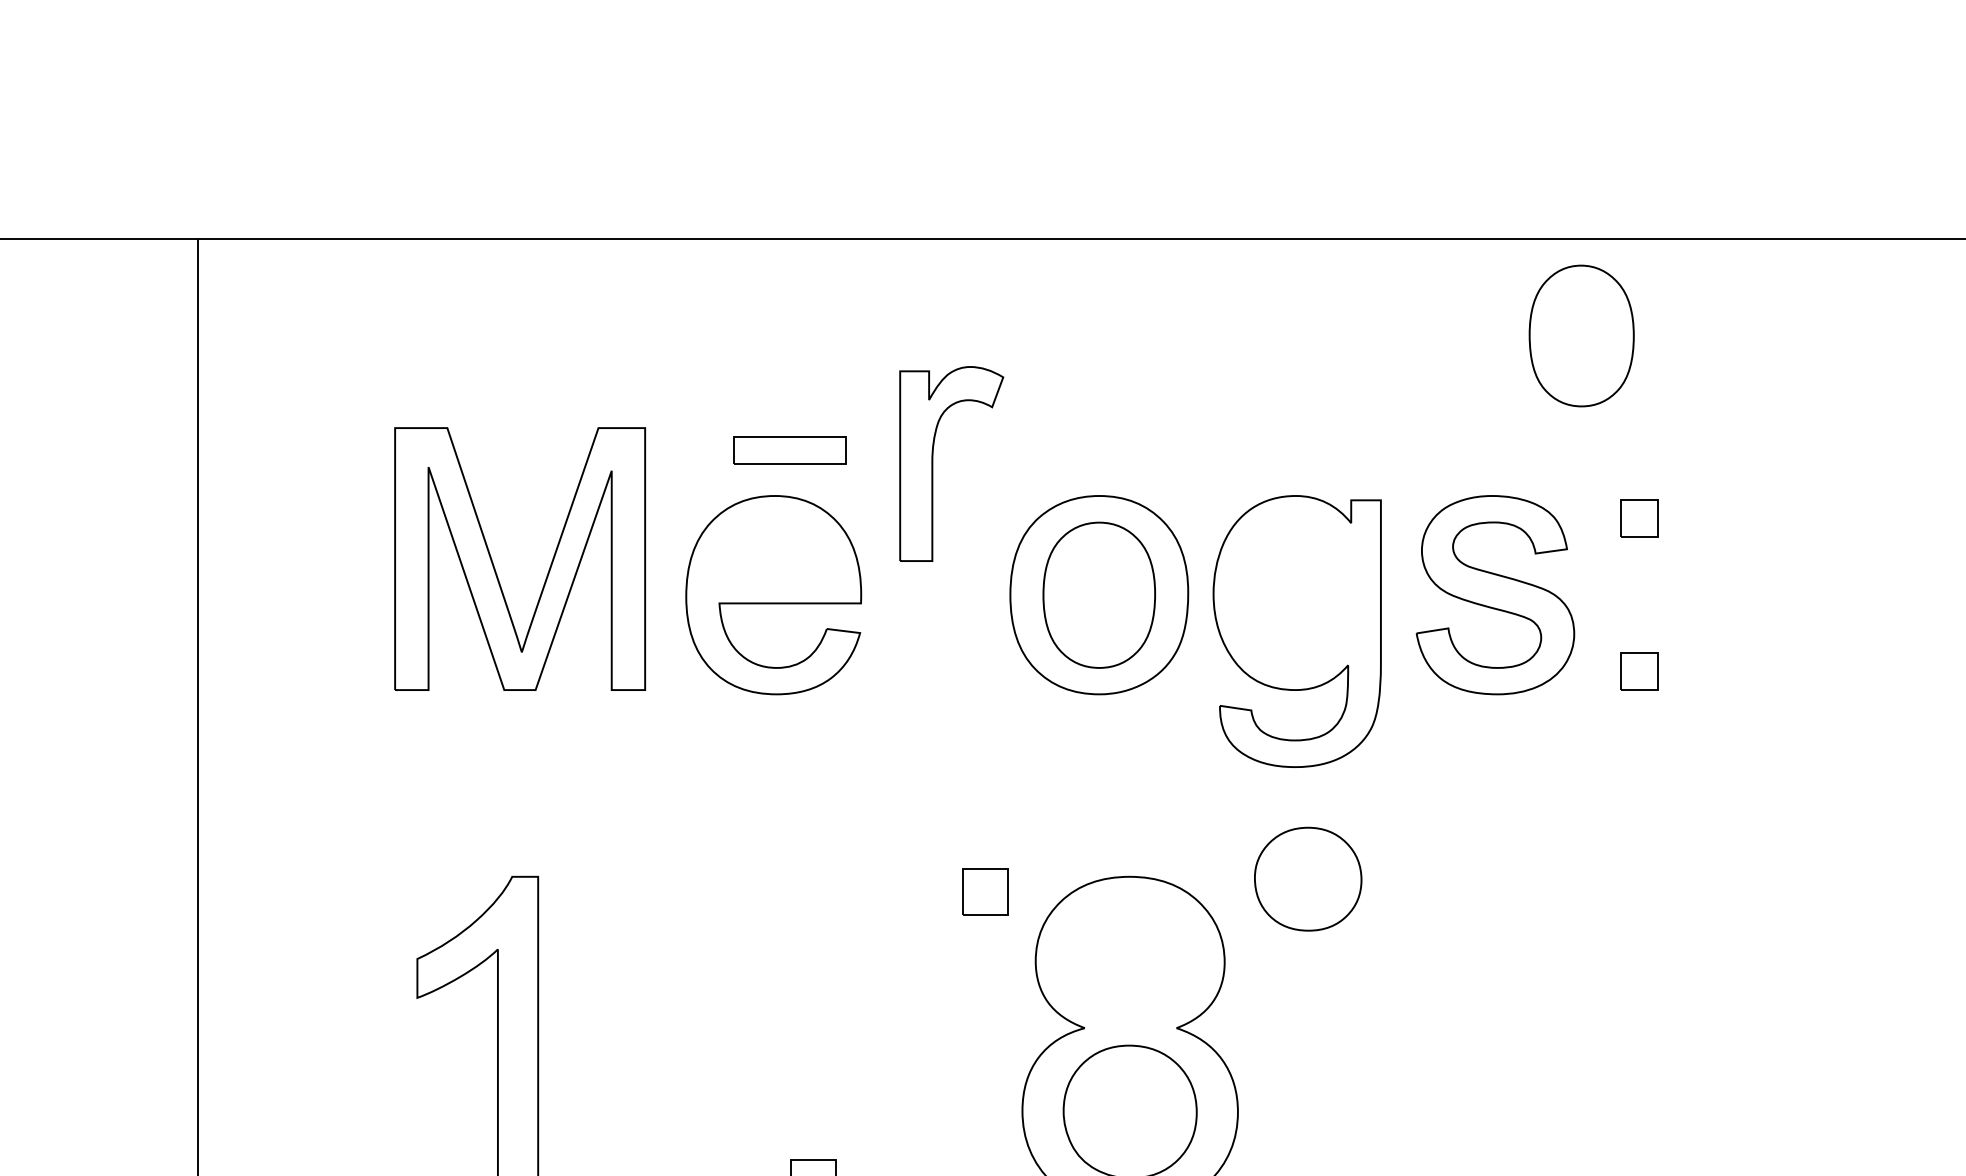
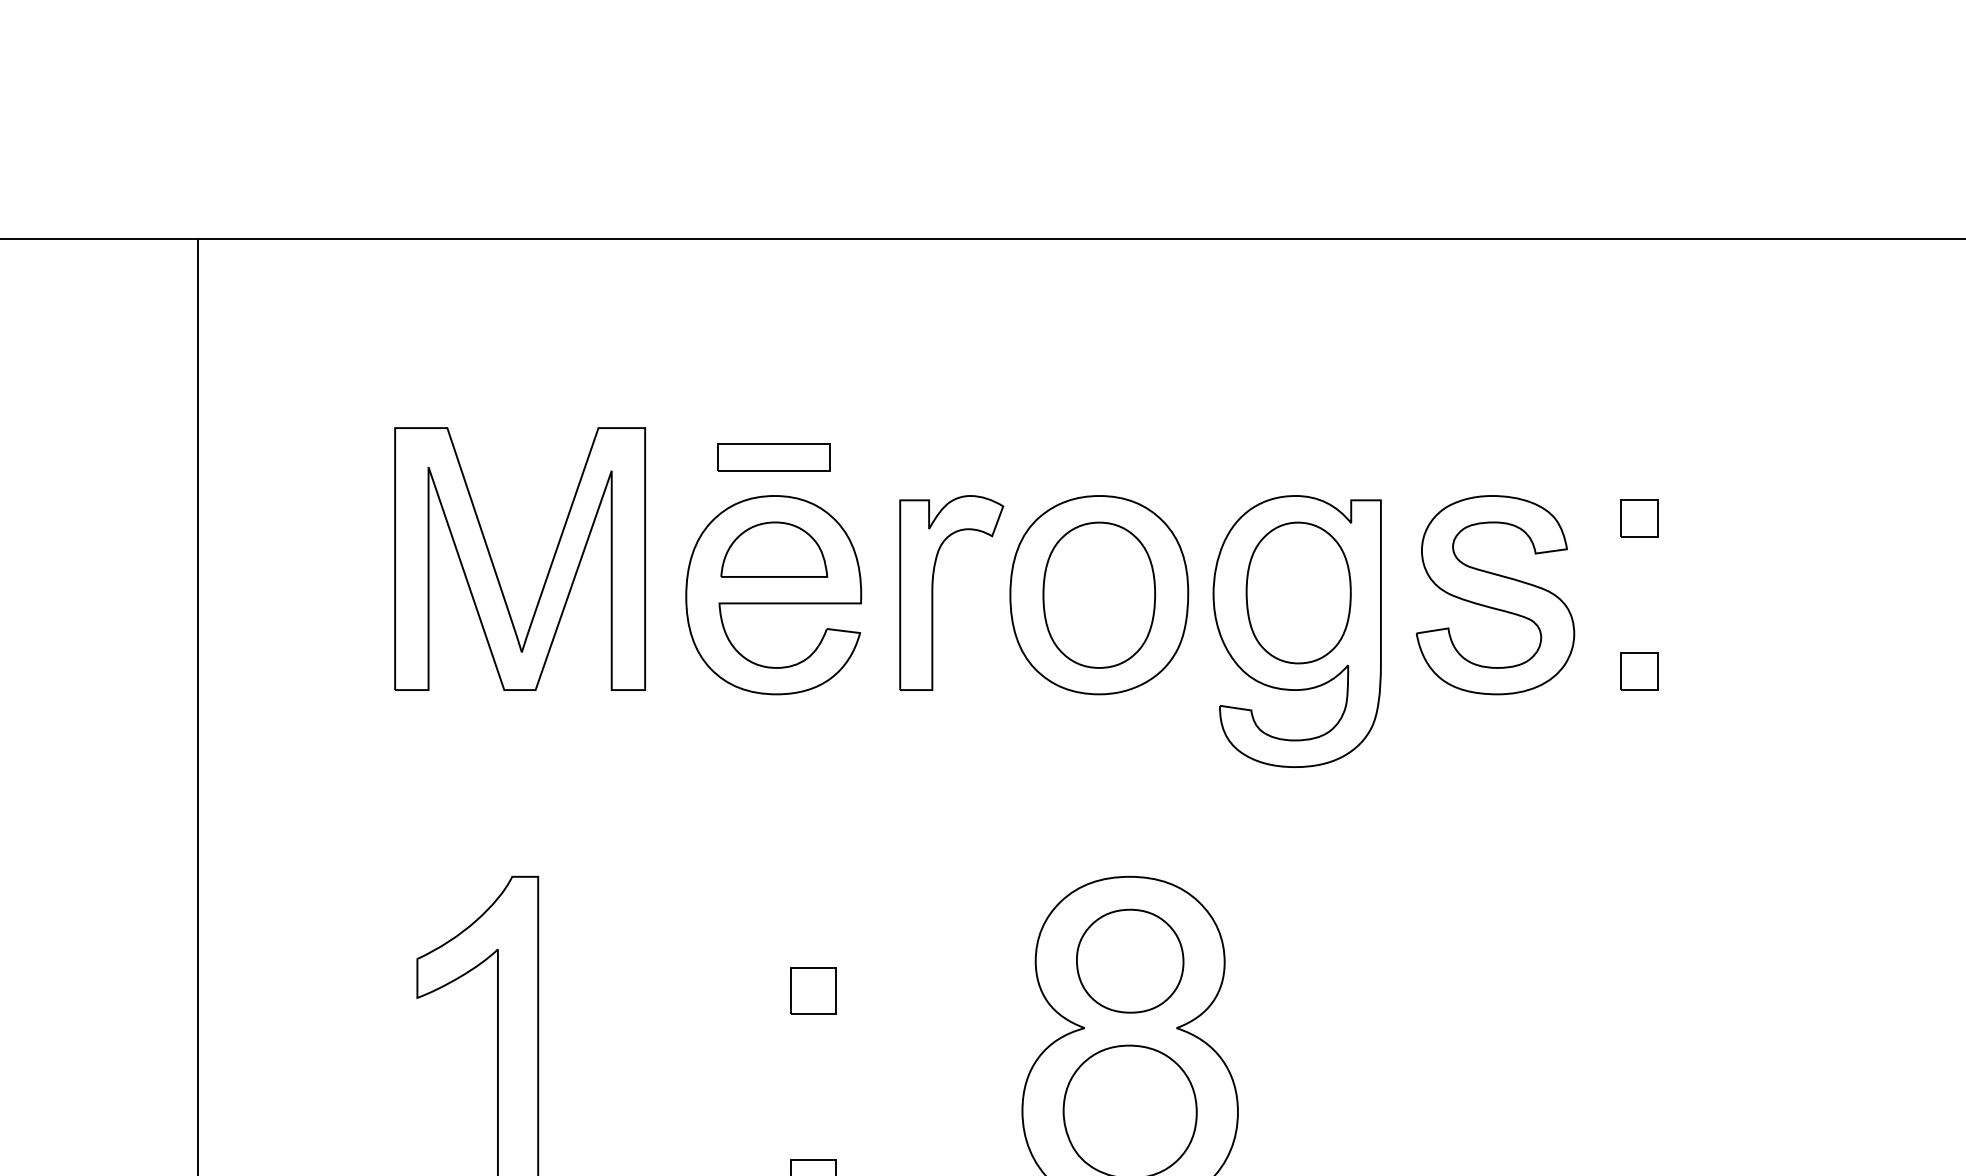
part position: (1581, 335) -> (1298, 592) (1298, 592)
part position: (789, 450) -> (773, 457) (773, 457)
part position: (933, 463) -> (933, 592) (933, 592)
part: none -> present (774, 549)
part position: (1308, 878) -> (1130, 960) (1130, 960)
part position: (985, 891) -> (813, 990) (813, 990)
